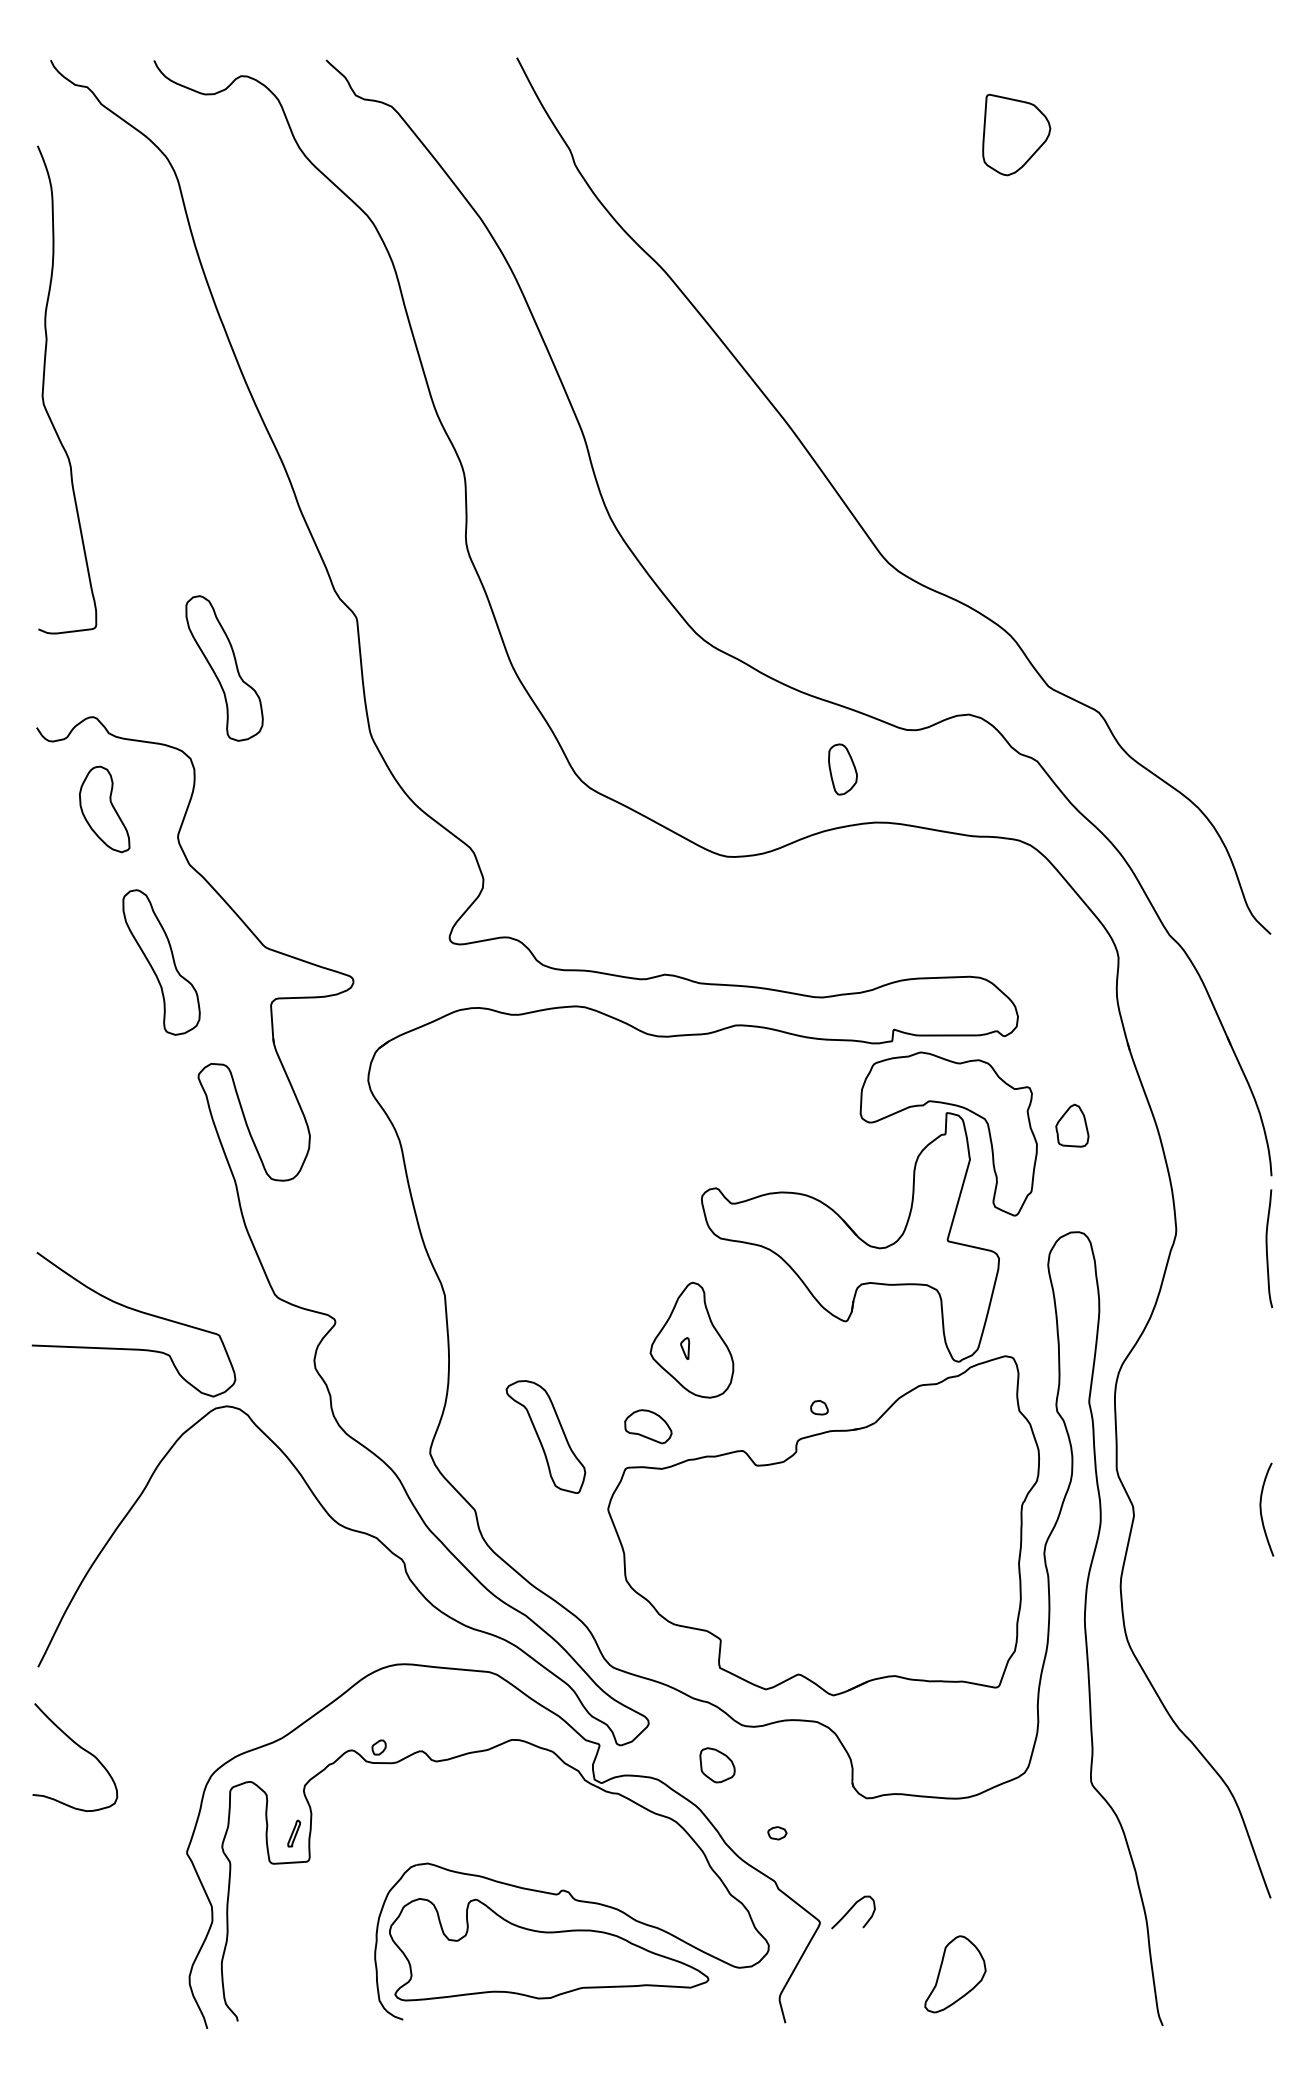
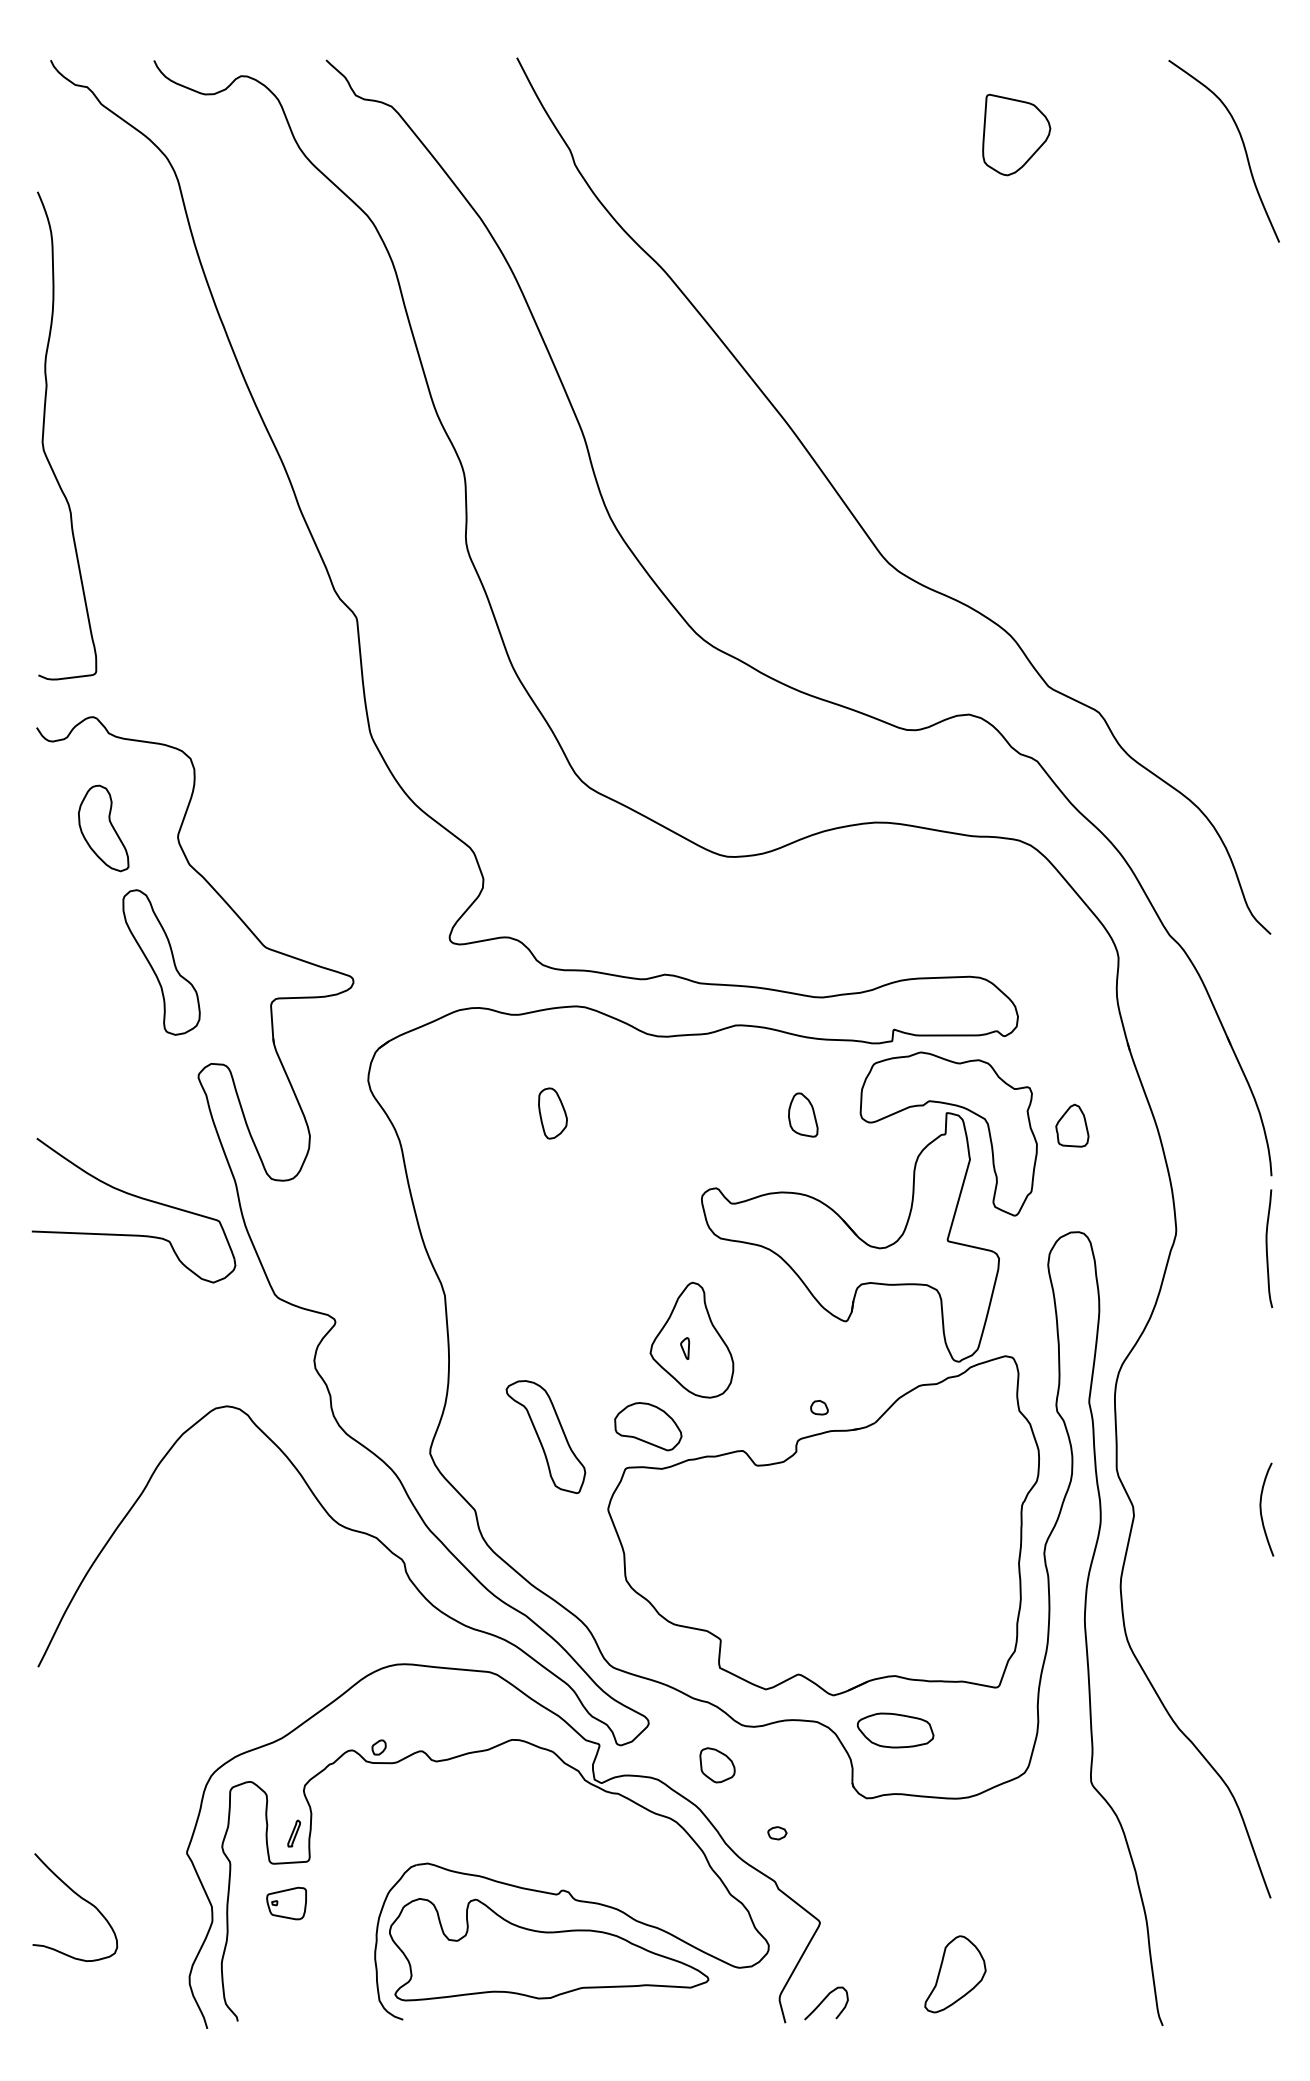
curve: none -> present (1242, 144)
curve position: (44, 386) -> (44, 432) (44, 432)
part: present -> none (224, 668)
part position: (842, 769) -> (552, 1113) (552, 1113)
part position: (104, 809) -> (103, 828) (103, 828)
part: none -> present (803, 1114)
part position: (136, 1311) -> (136, 1197) (136, 1197)
part size: 49x36 px -> 69x50 px (648, 1426)
part: none -> present (895, 1730)
curve position: (80, 1748) -> (80, 1898) (80, 1898)
part: none -> present (286, 1903)
curve position: (851, 1909) -> (824, 2000) (824, 2000)
